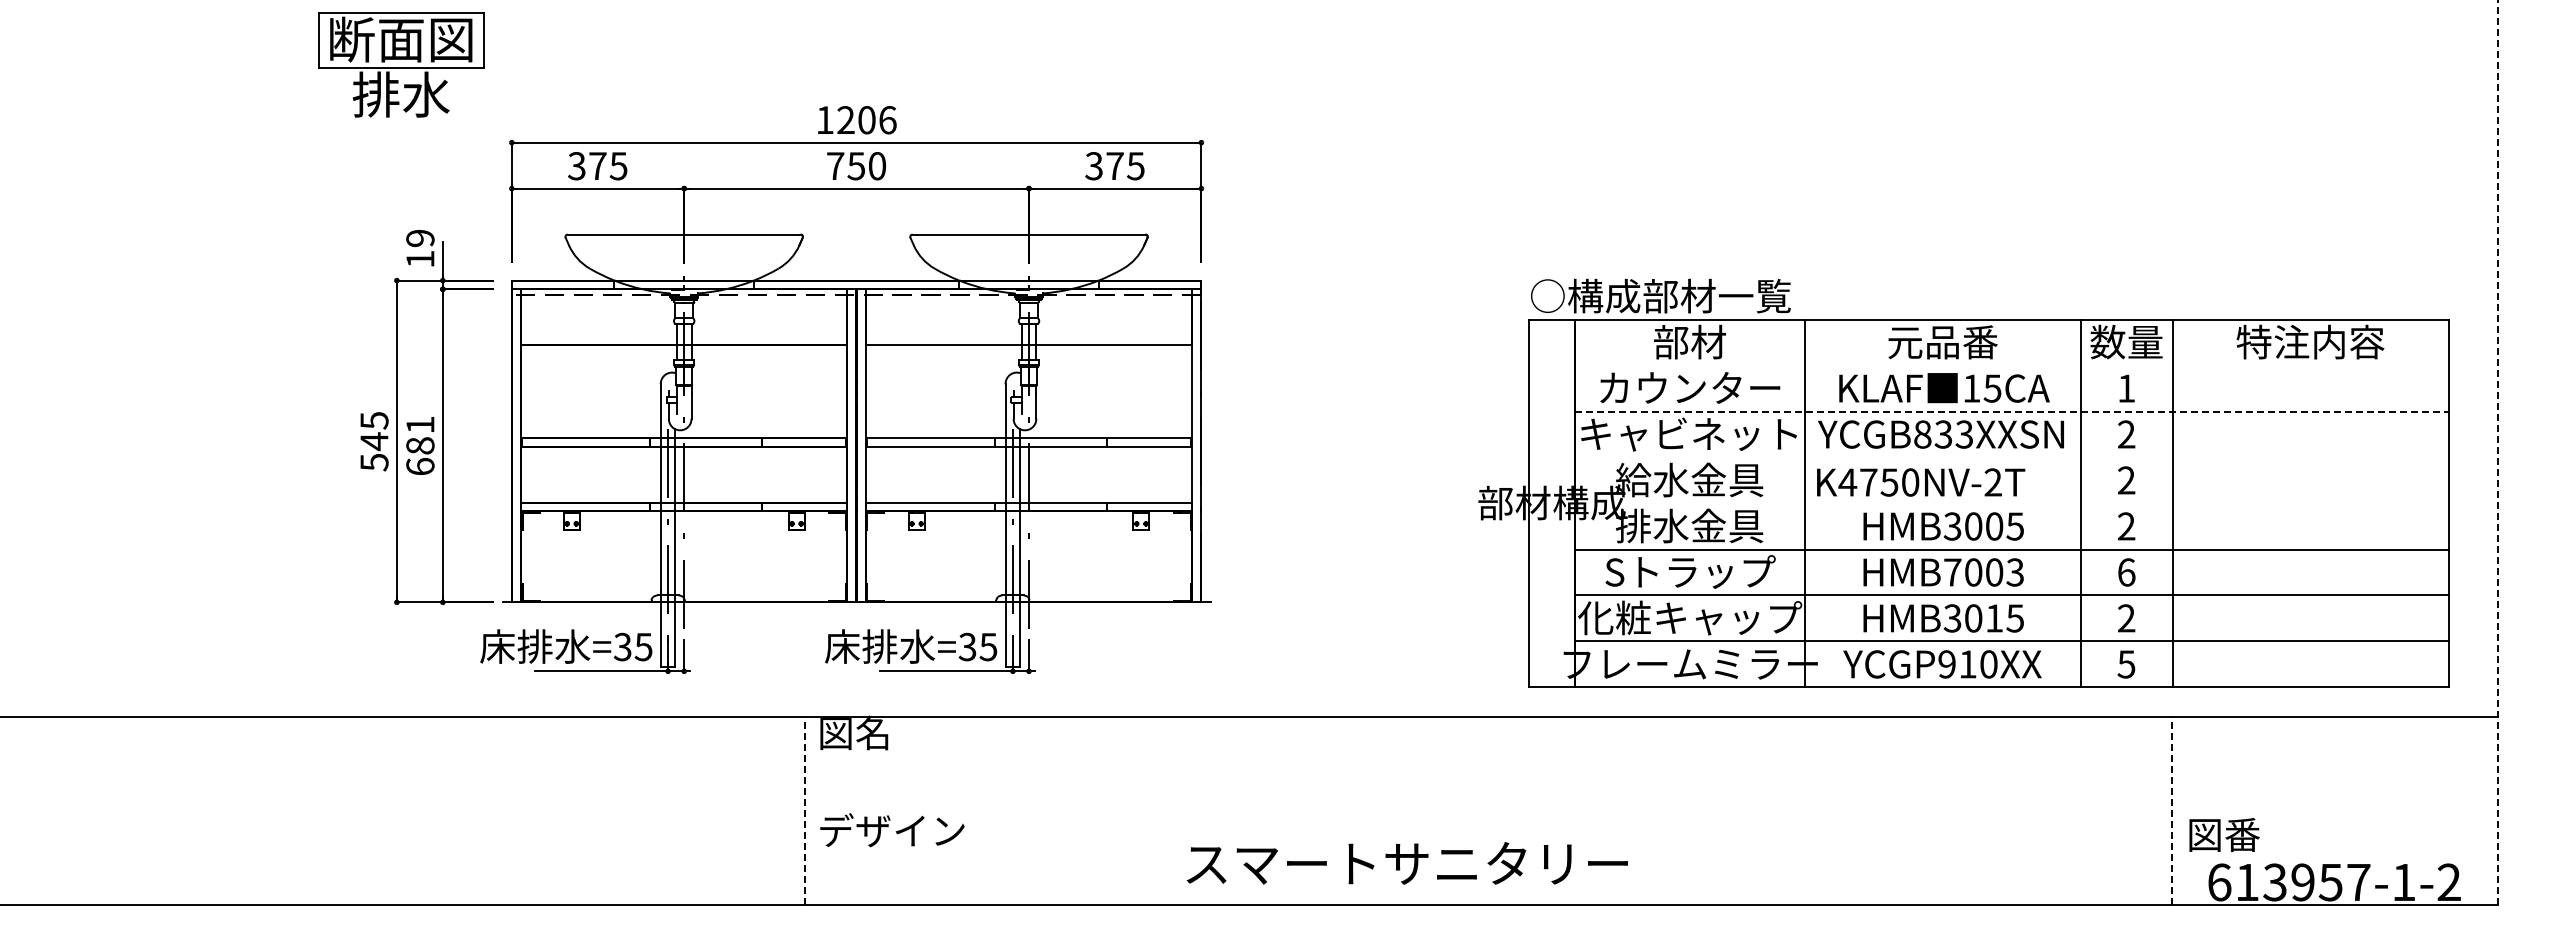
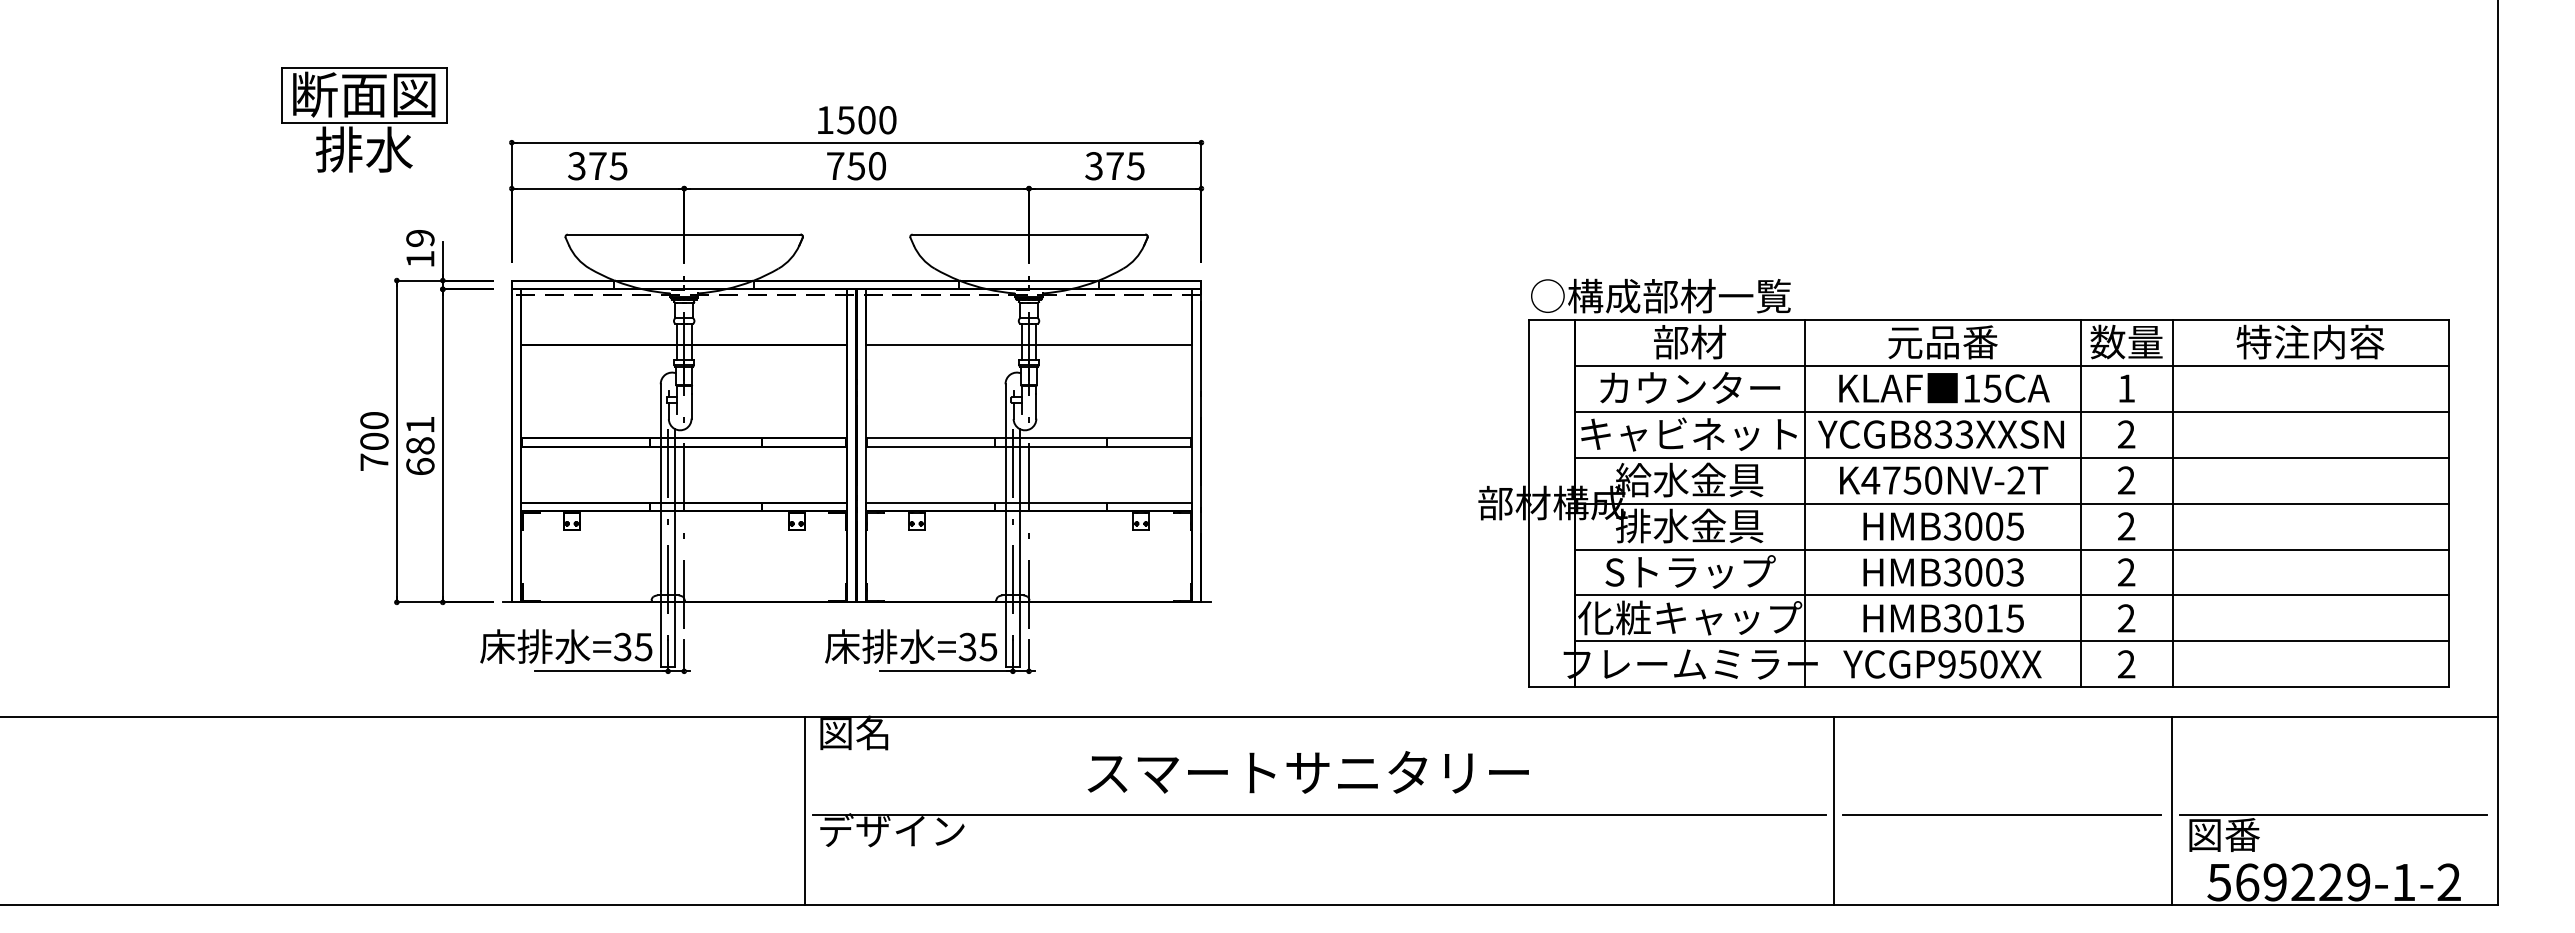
part position: (401, 64) -> (364, 119) (364, 119)
text: 1206 -> 1500 (866, 120)
line: none -> present (2011, 365)
line: dashed -> solid (2011, 411)
text: 545 -> 700 (374, 441)
line: dashed -> solid (2497, 452)
line: none -> present (2011, 457)
text position: (1921, 482) -> (1944, 480) (1944, 480)
line: none -> present (2011, 503)
text: HMB7003 -> HMB3003 (1952, 572)
text: 6 -> 2 (2126, 572)
text: YCGP910XX -> YCGP950XX (1967, 664)
text: 5 -> 2 (2126, 664)
line: none -> present (1834, 810)
line: dashed -> solid (805, 811)
line: dashed -> solid (2171, 811)
line: none -> present (1319, 815)
line: none -> present (2001, 815)
line: none -> present (2333, 815)
text position: (1406, 863) -> (1307, 772) (1307, 772)
text: 613957-1-2 -> 569229-1-2 (2288, 882)
